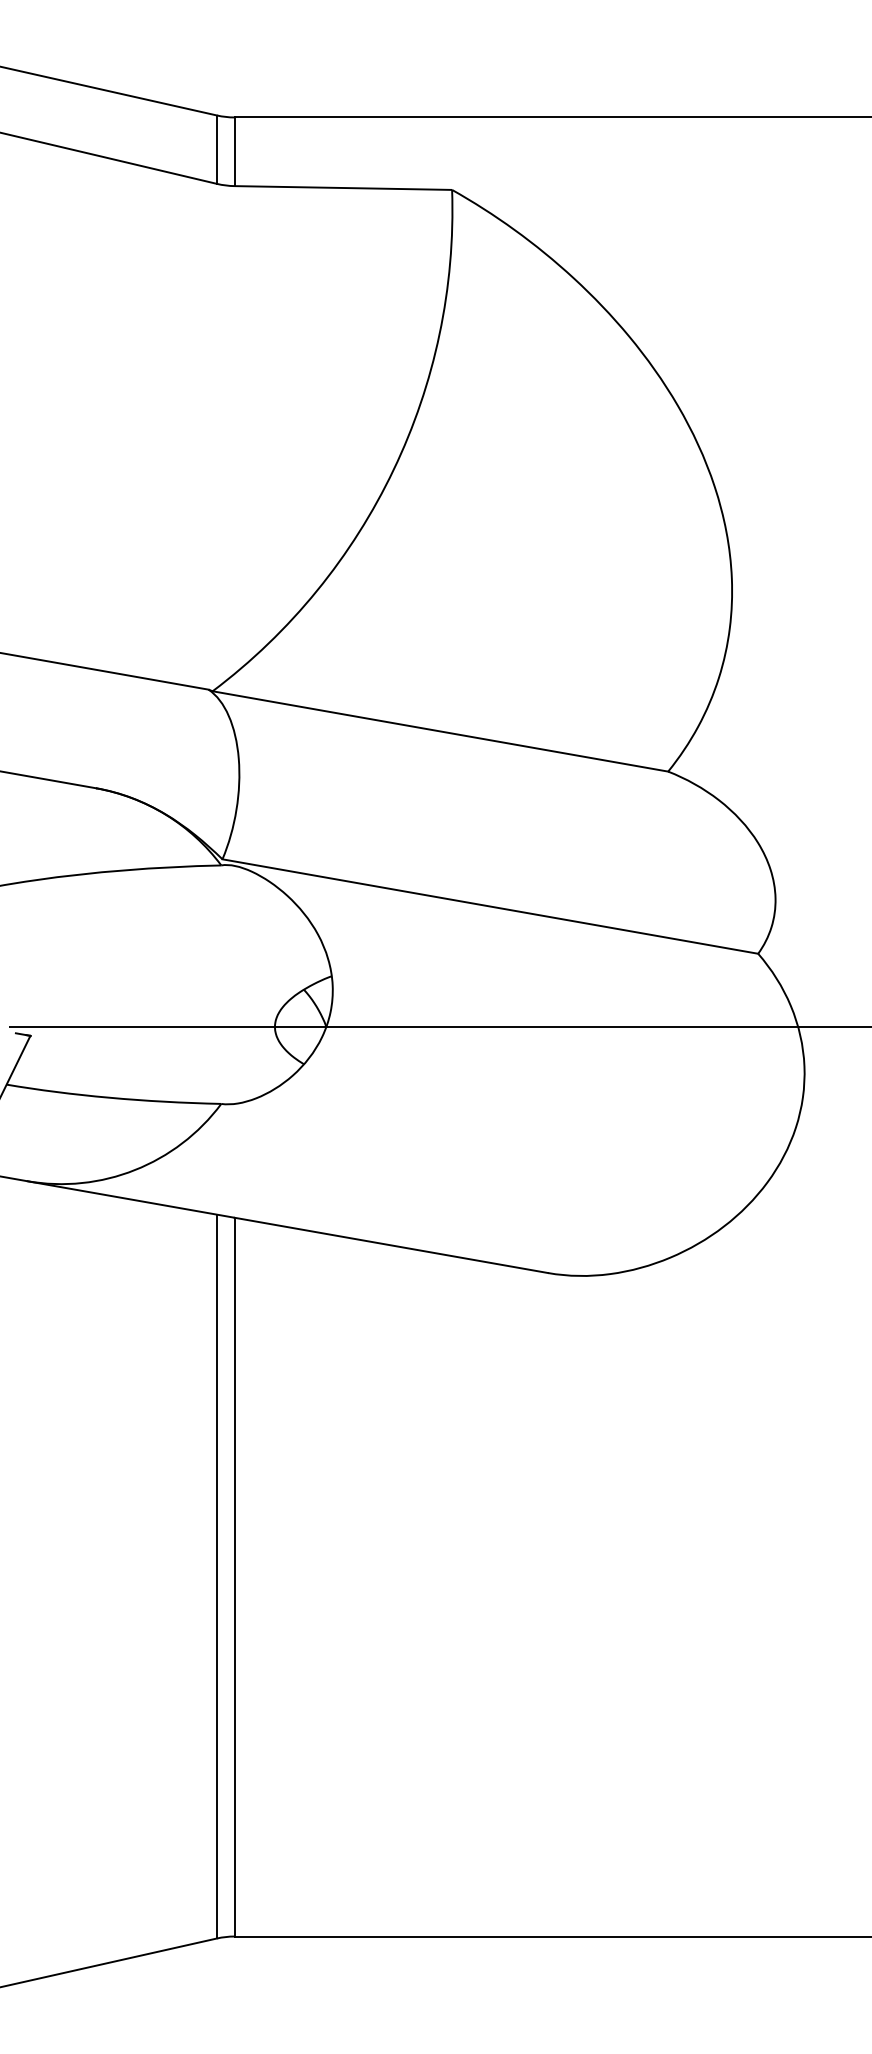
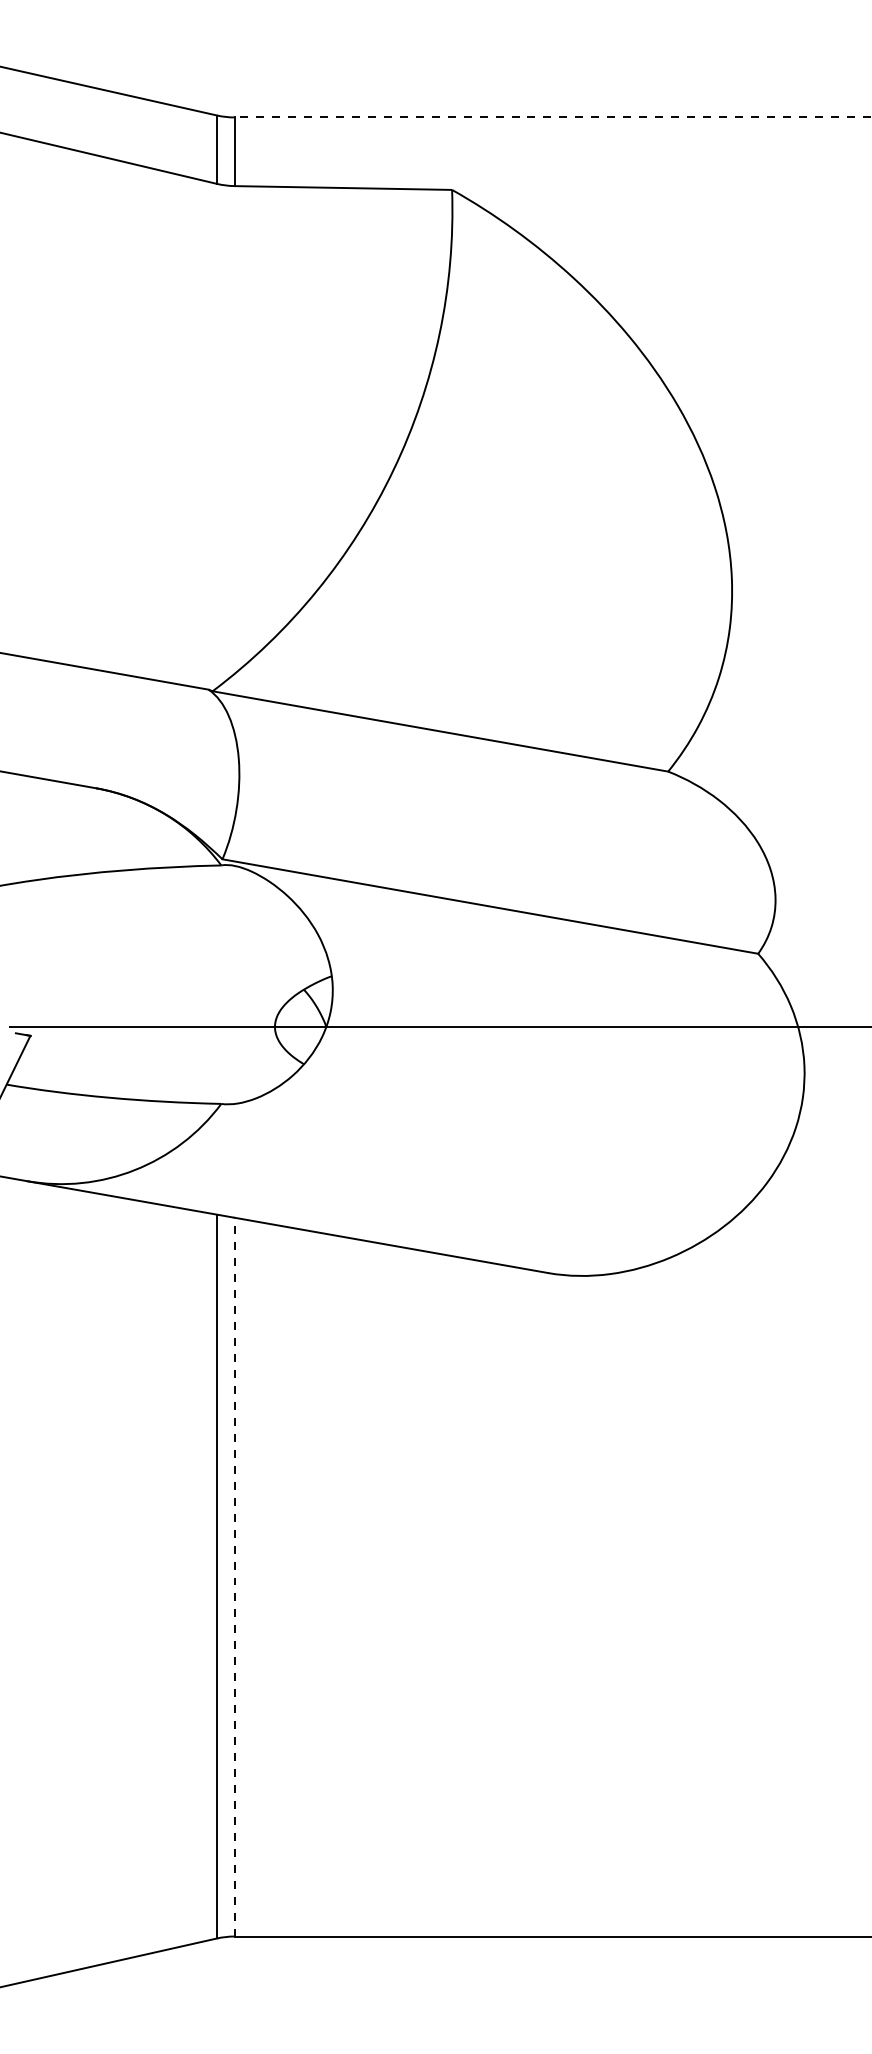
line: solid -> dashed (552, 117)
line: solid -> dashed (234, 1576)
